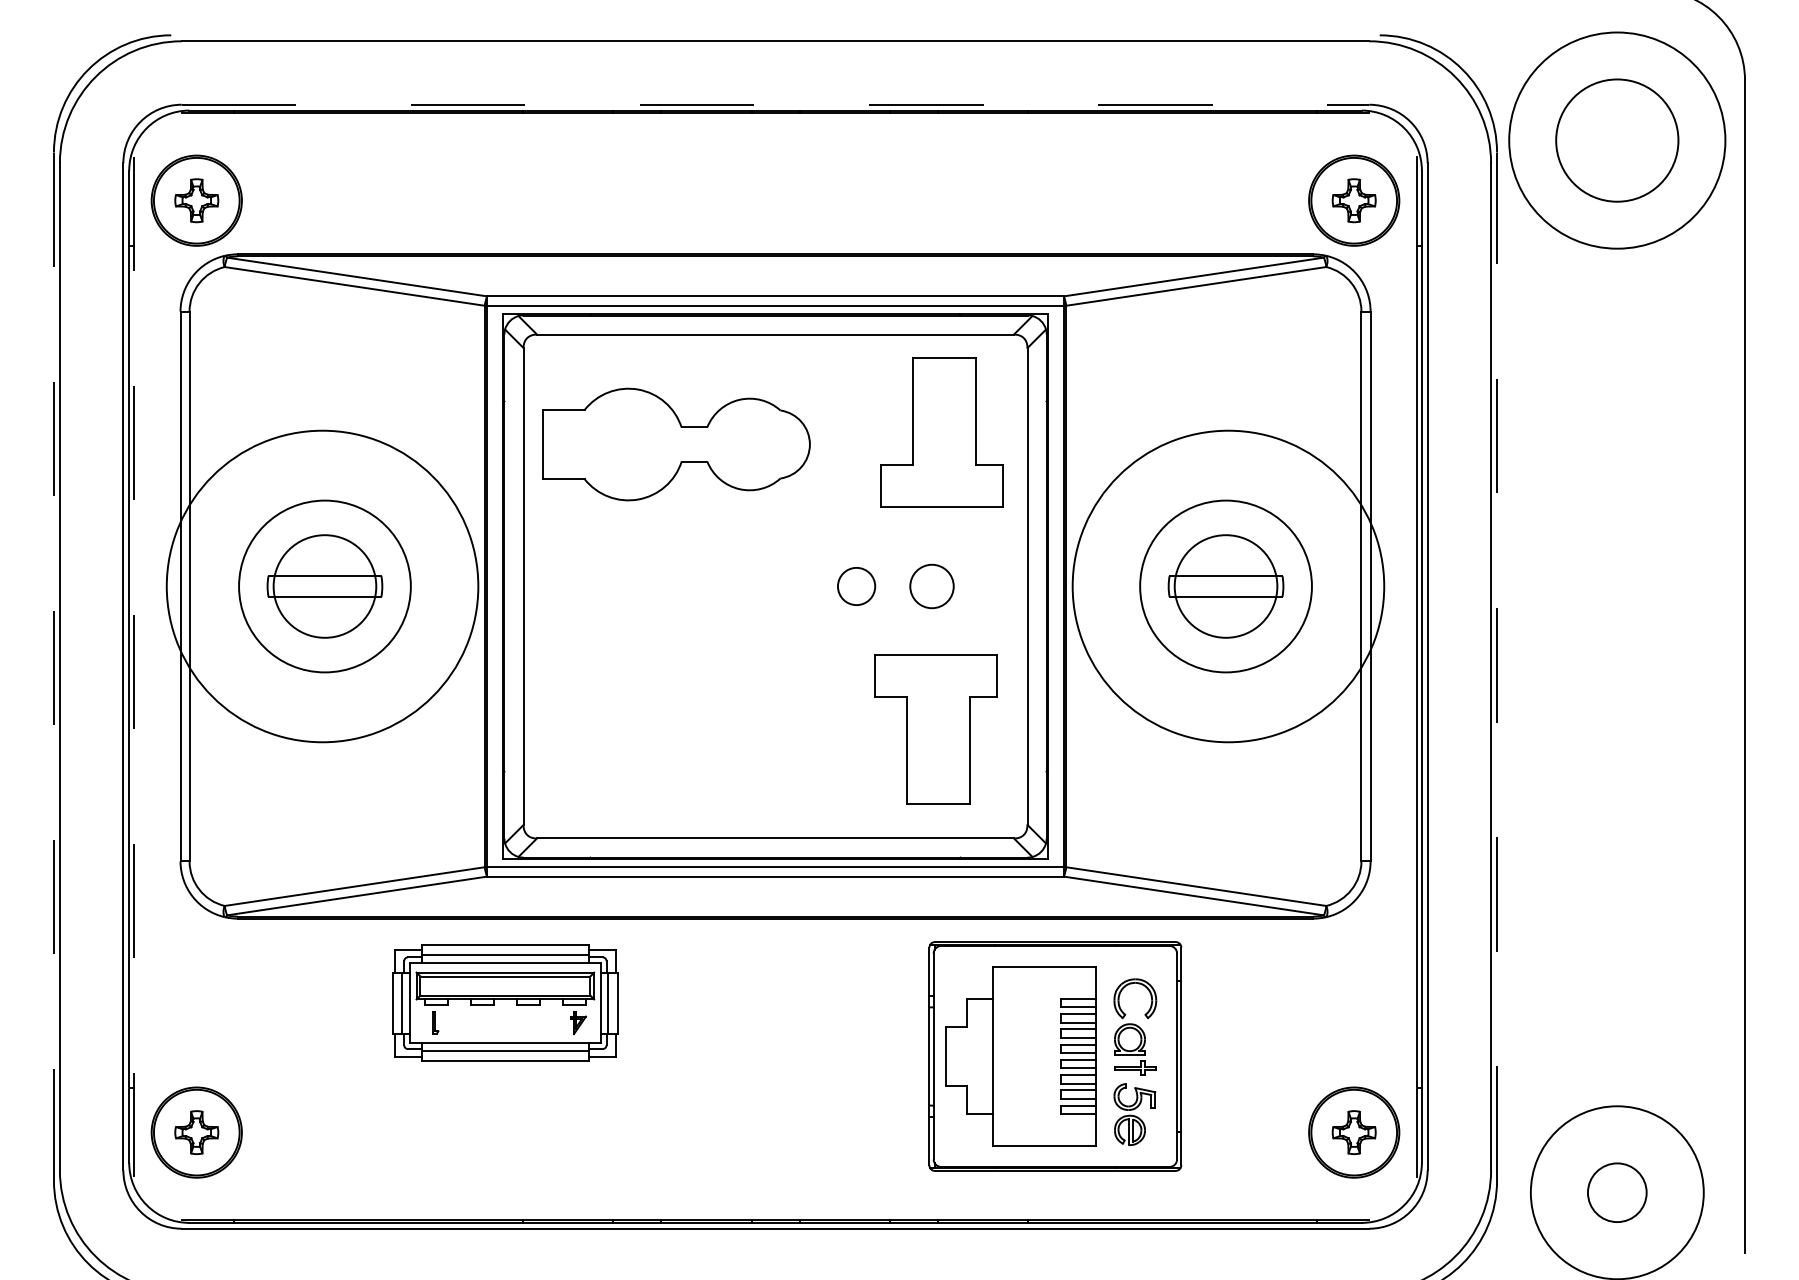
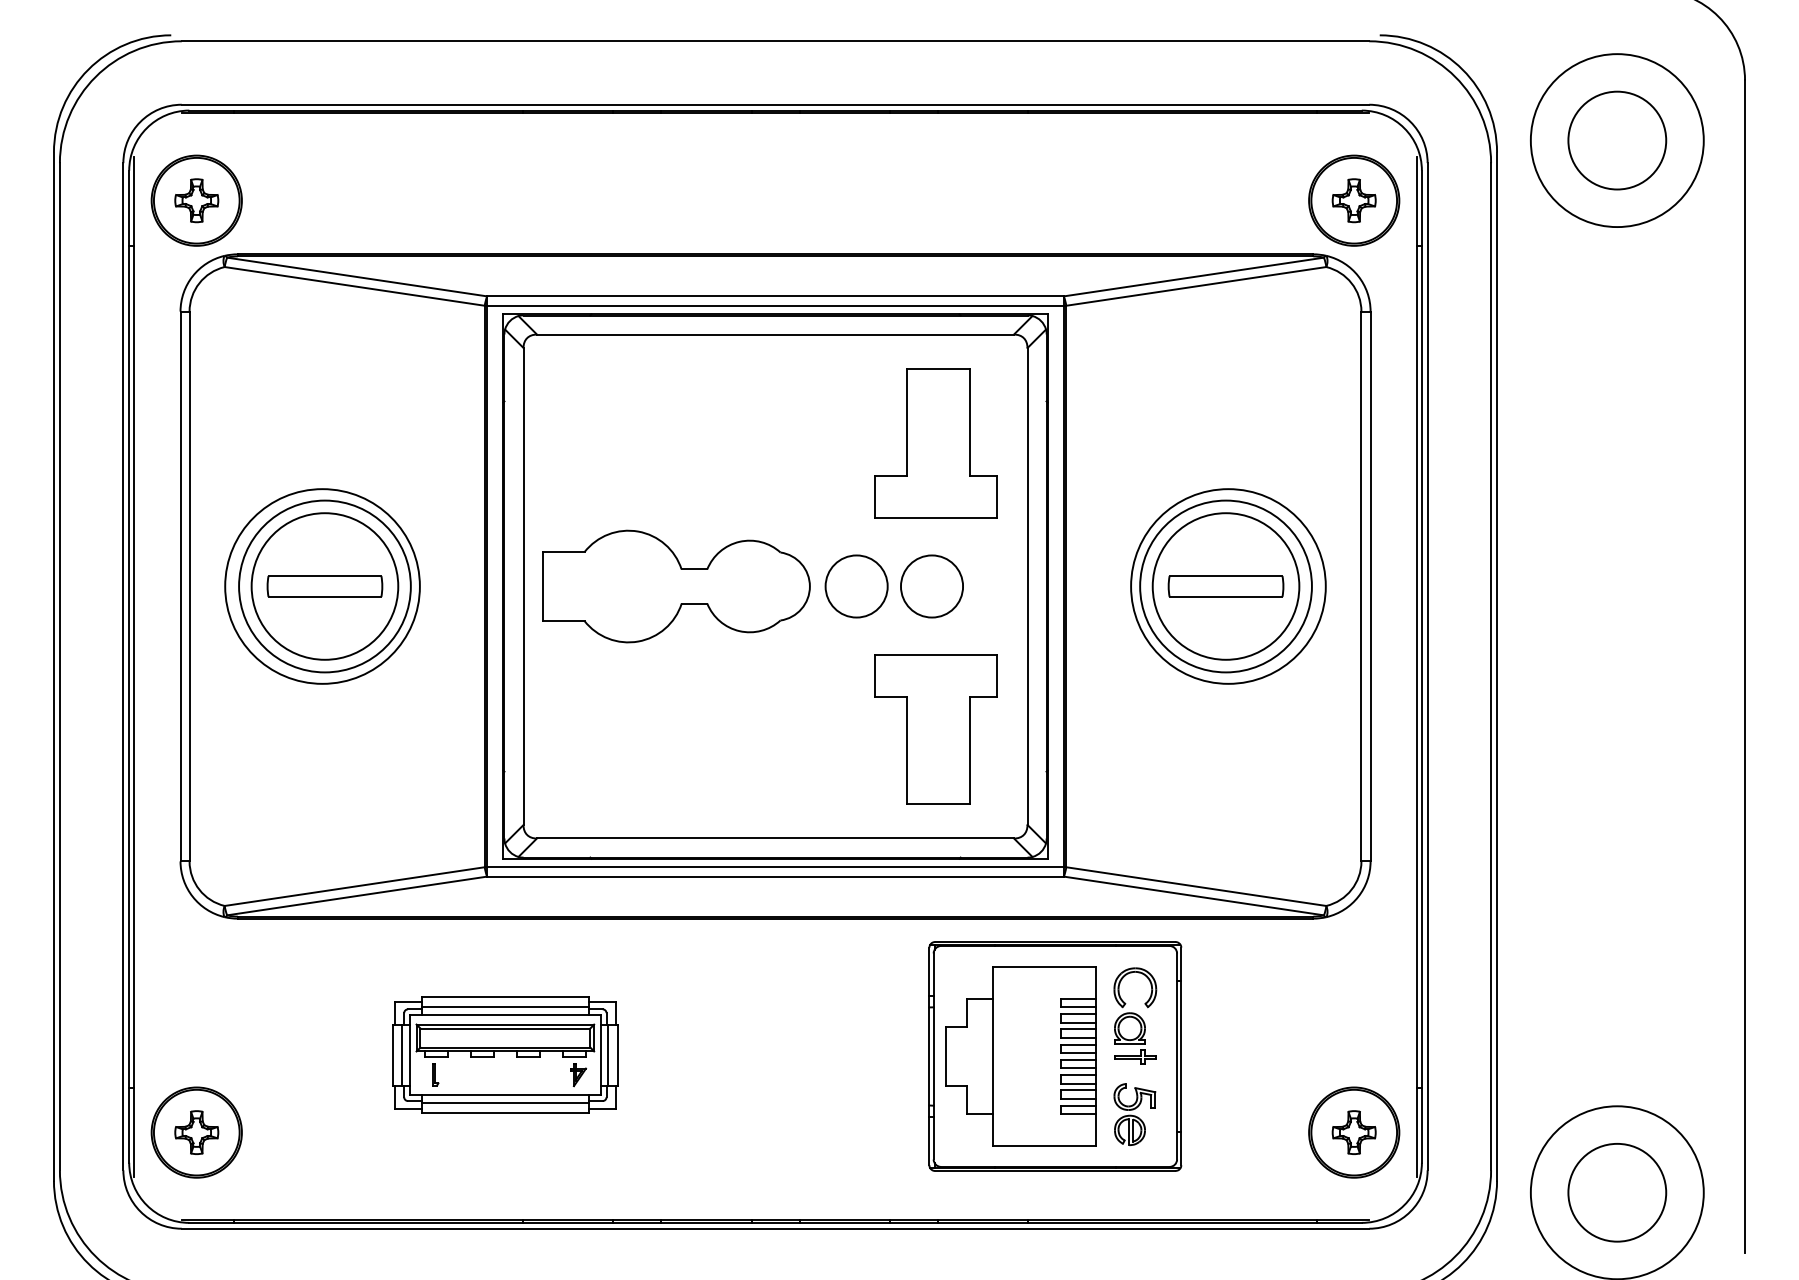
line: dashed -> solid (775, 104)
circle diameter: 122 px -> 98 px (1617, 140)
circle diameter: 216 px -> 173 px (1616, 140)
part position: (941, 432) -> (935, 443) (935, 443)
part position: (676, 444) -> (676, 586) (676, 586)
circle diameter: 312 px -> 195 px (322, 586)
circle diameter: 103 px -> 147 px (324, 586)
circle size: 40x39 px -> 65x65 px (856, 586)
circle diameter: 43 px -> 62 px (931, 586)
circle diameter: 103 px -> 147 px (1225, 586)
circle diameter: 312 px -> 195 px (1228, 586)
line: dashed -> solid (1497, 666)
line: dashed -> solid (53, 667)
line: dashed -> solid (134, 667)
part position: (505, 1002) -> (505, 1054) (505, 1054)
part position: (1135, 1026) -> (1135, 1015) (1135, 1015)
circle diameter: 59 px -> 98 px (1617, 1192)
